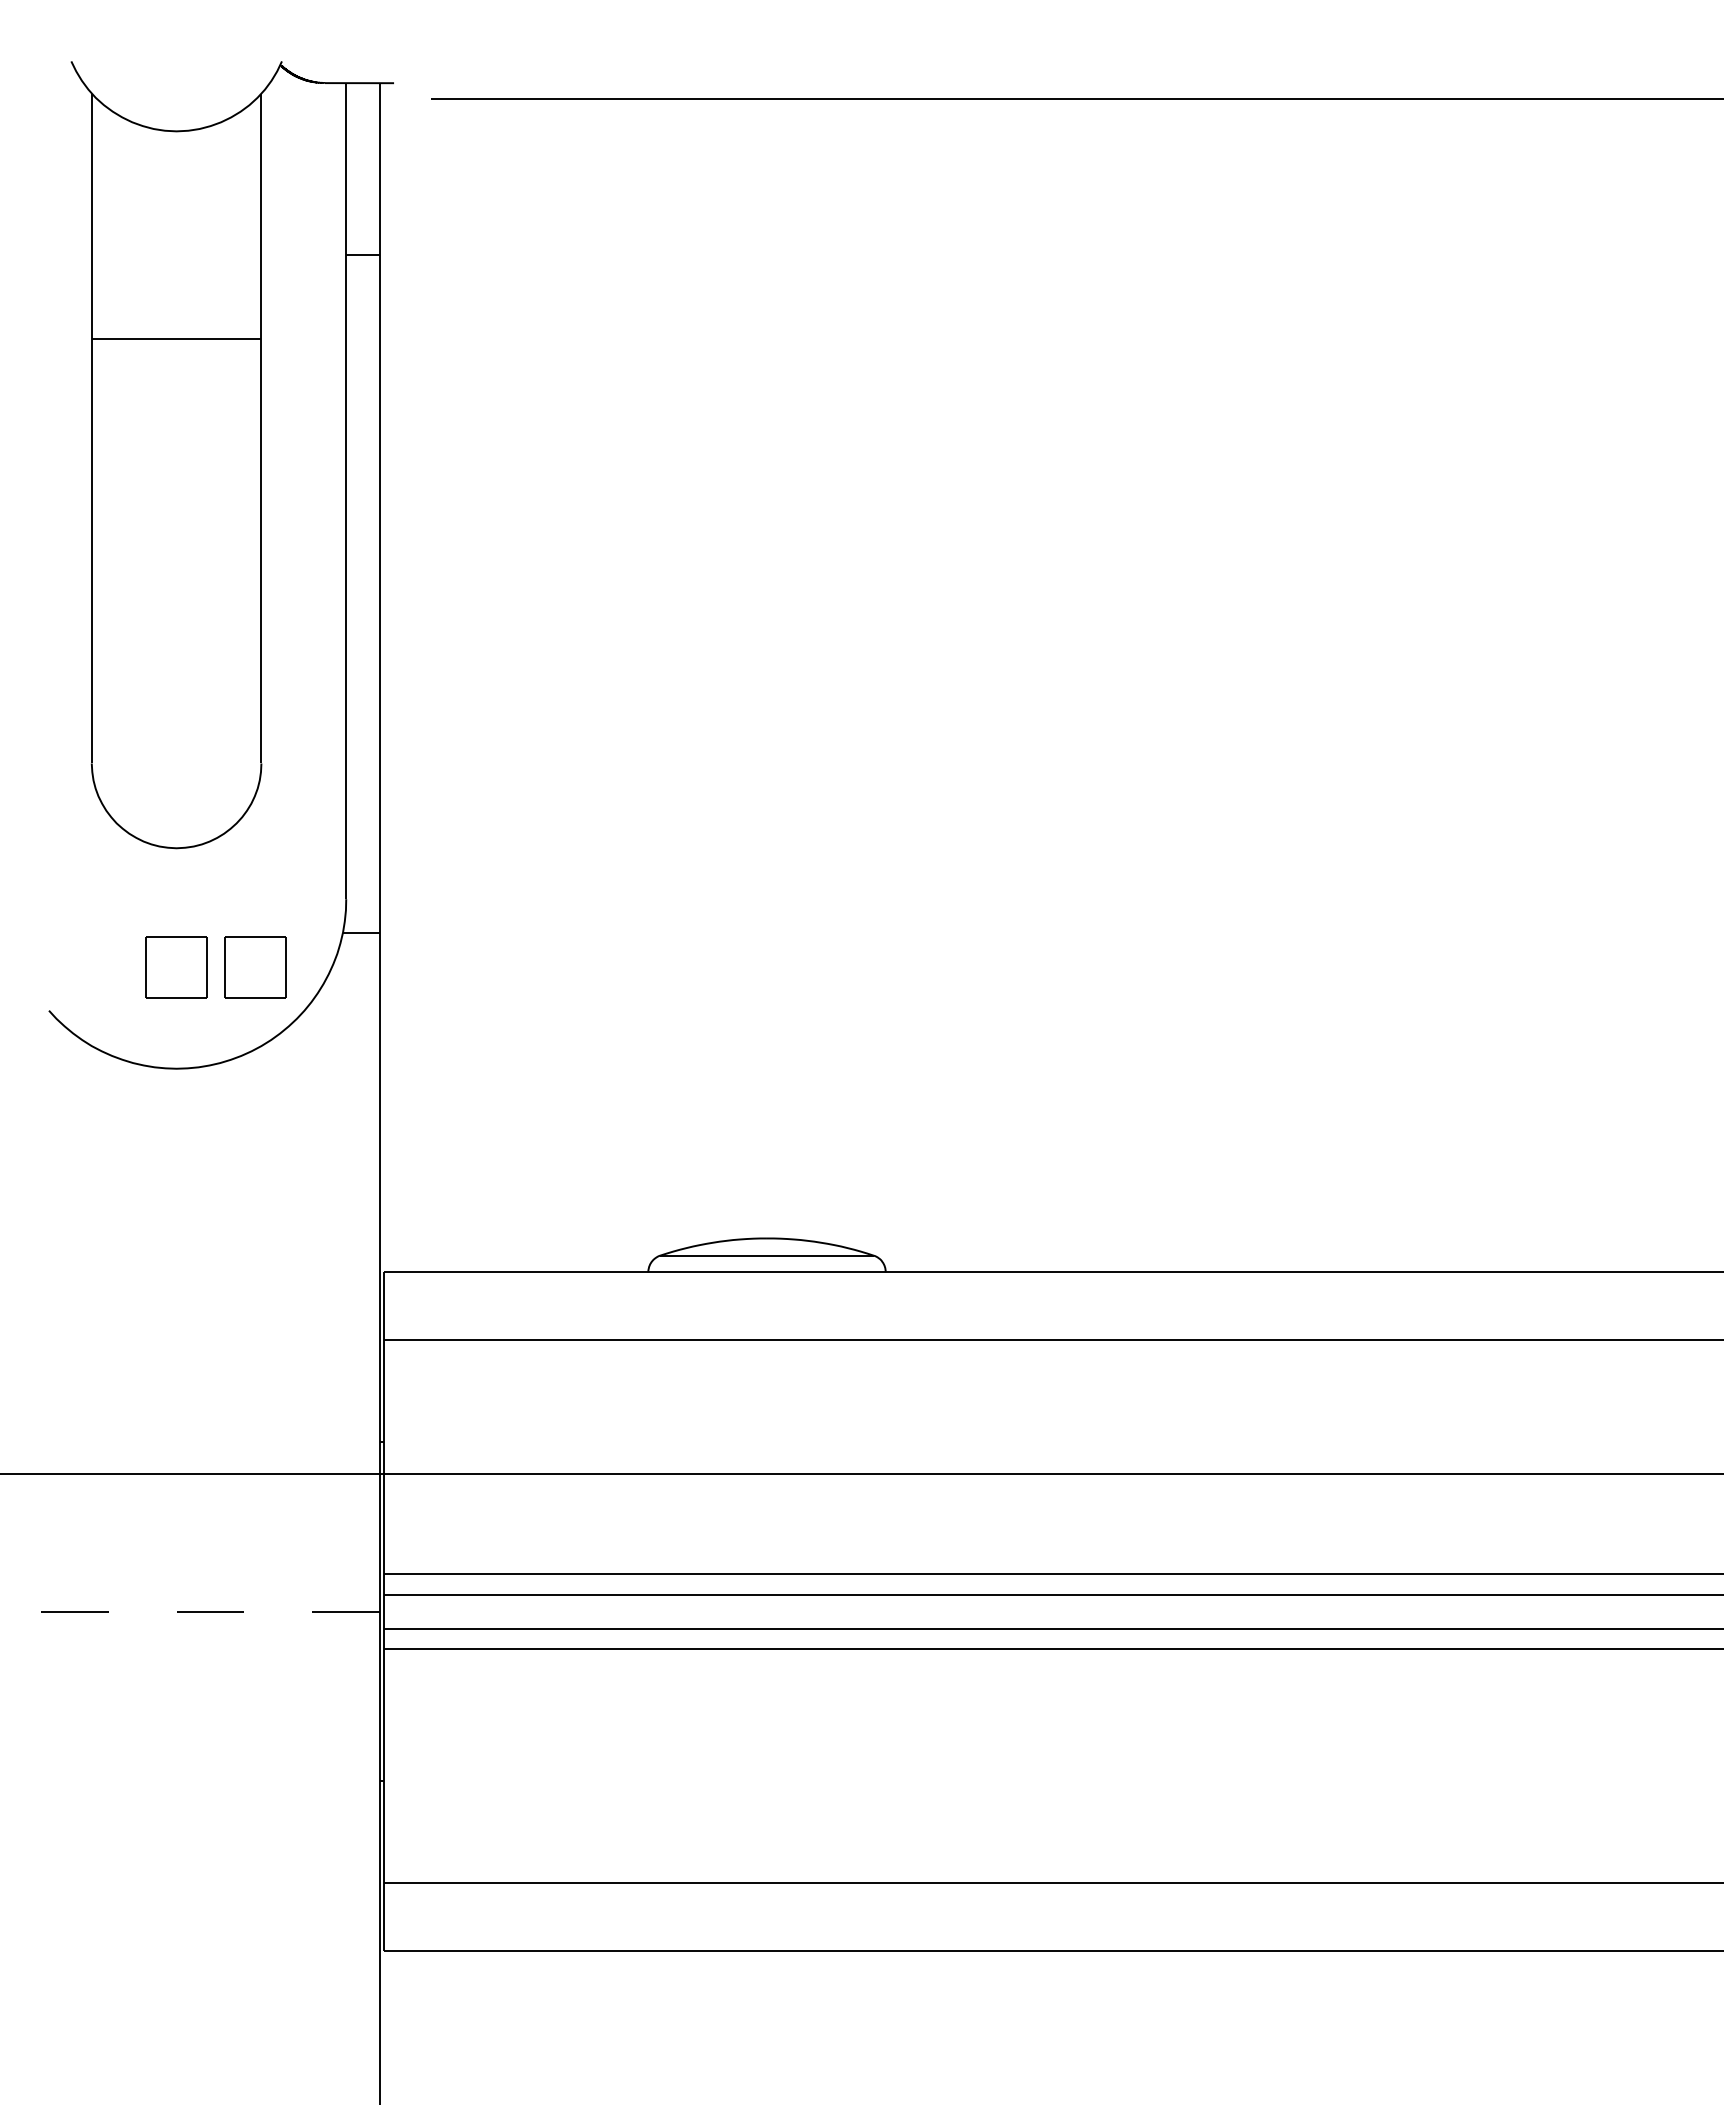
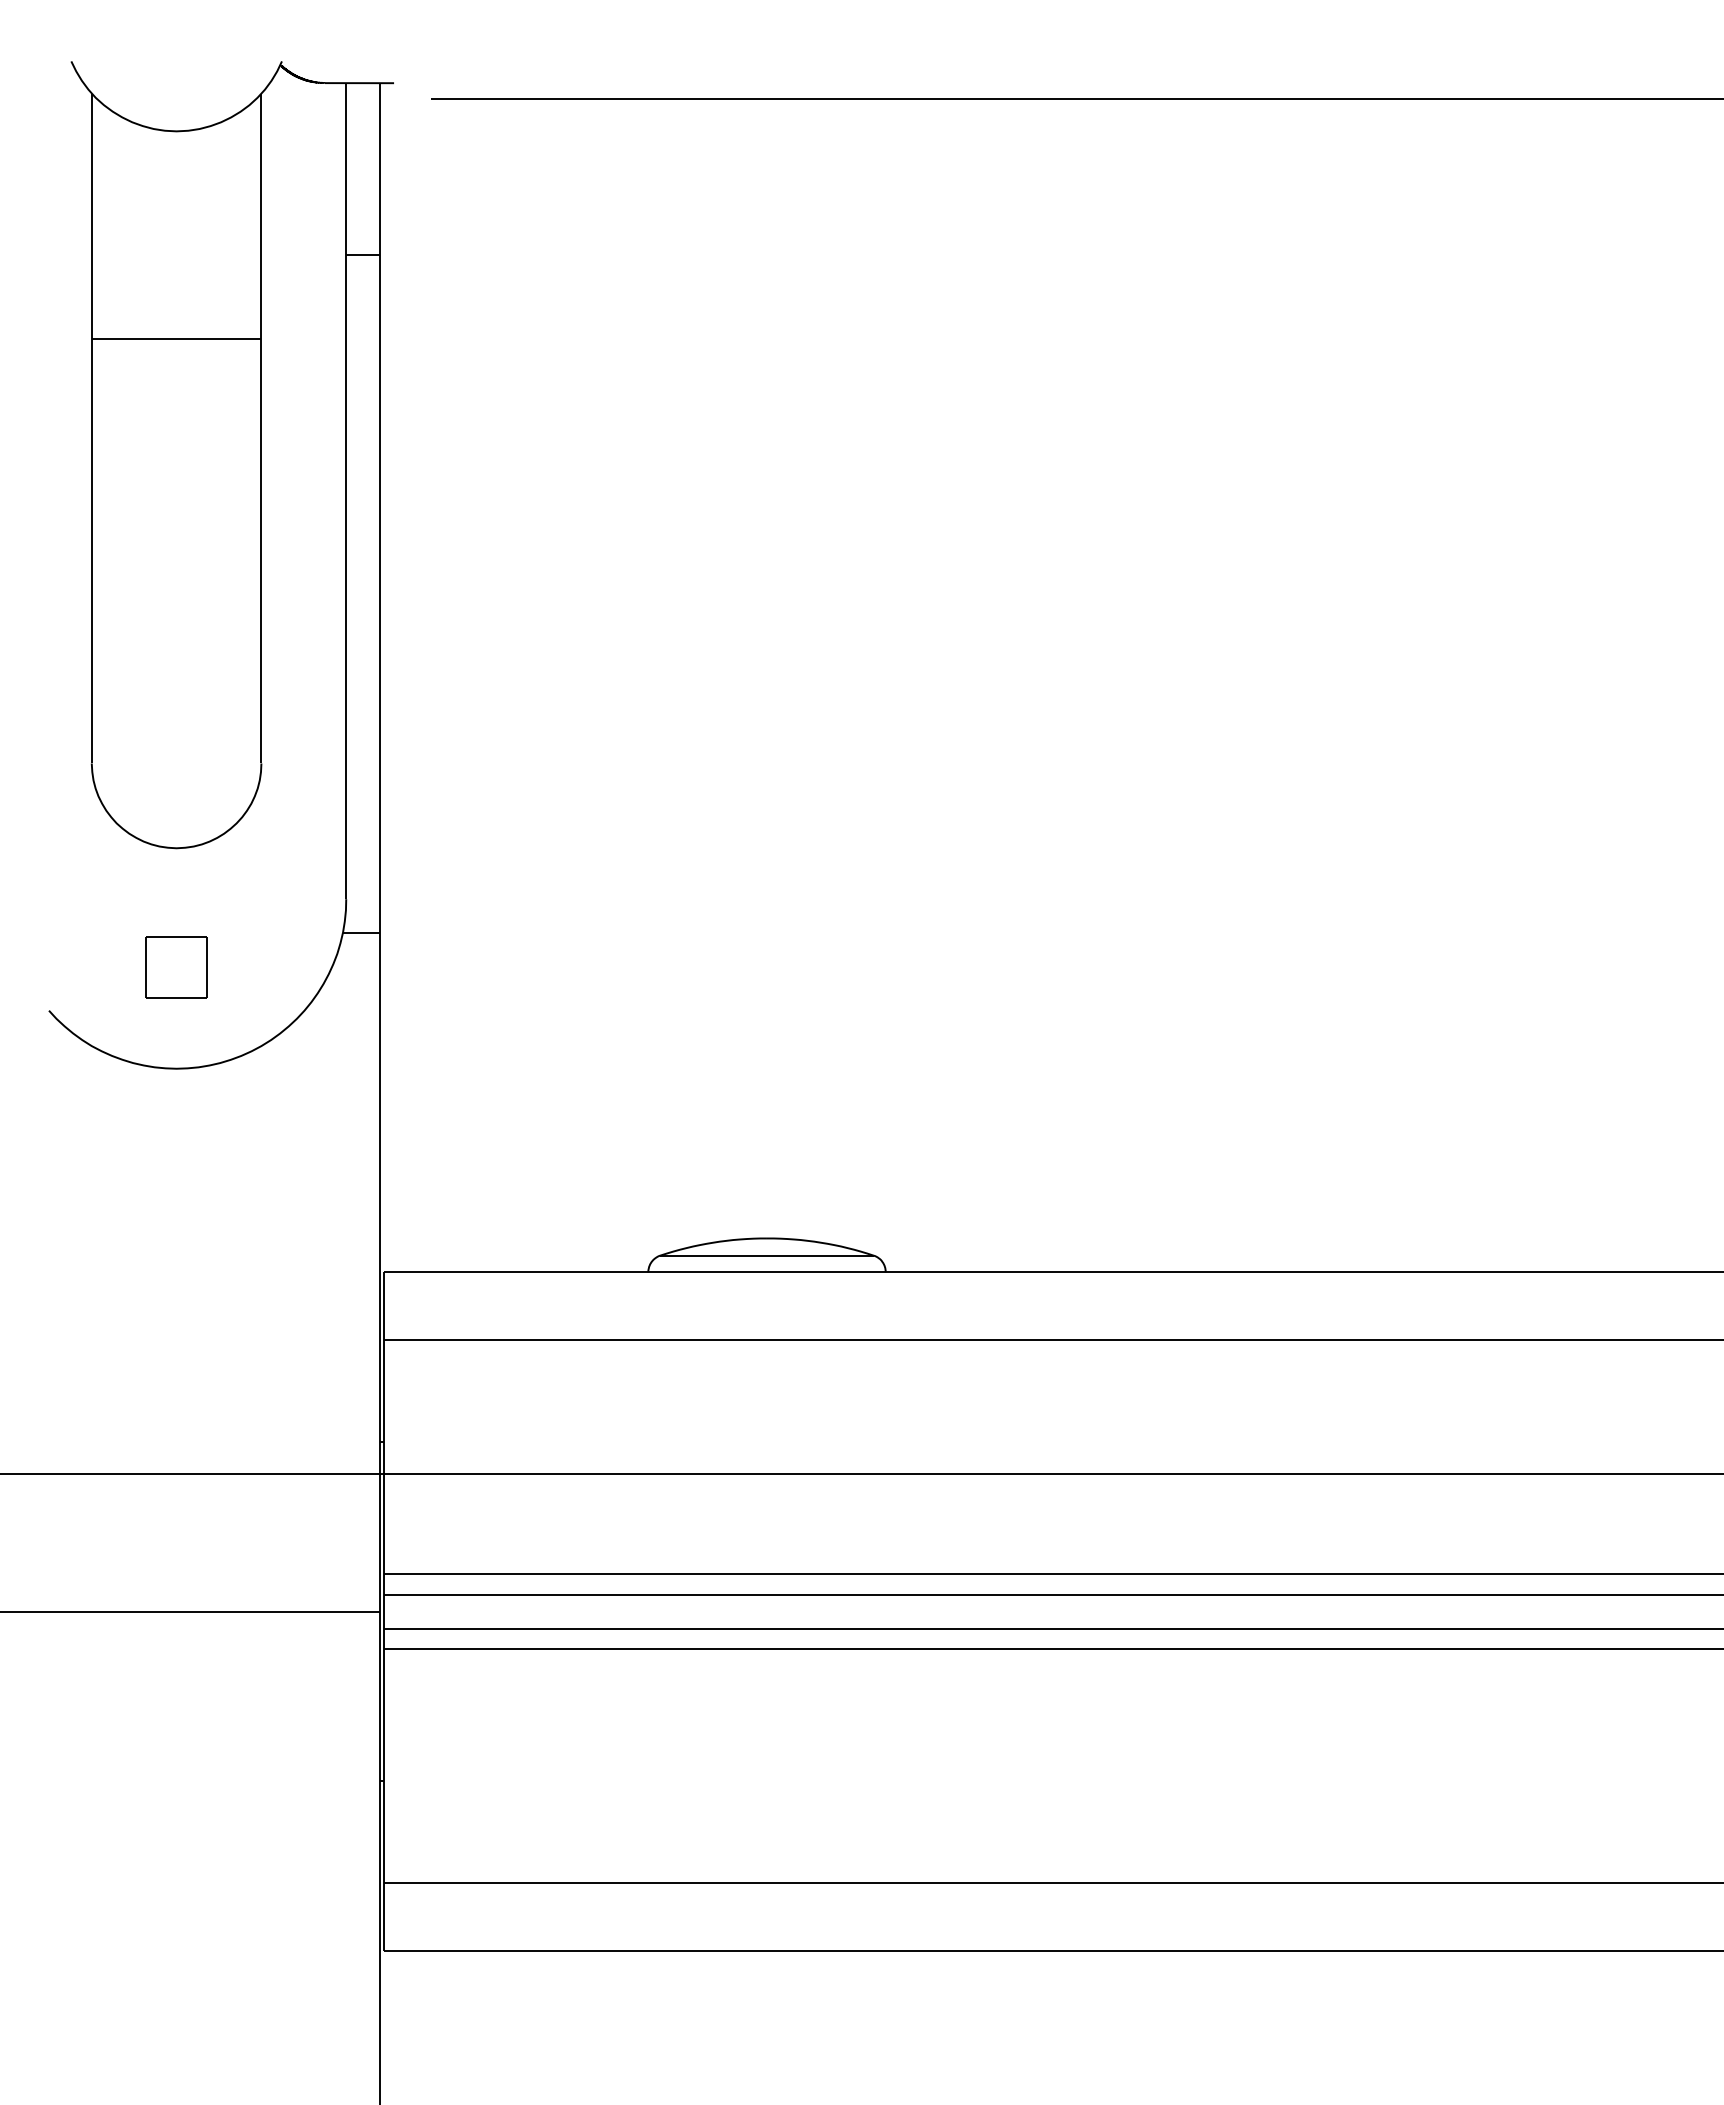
part: present -> none (255, 967)
line: dashed -> solid (190, 1611)
